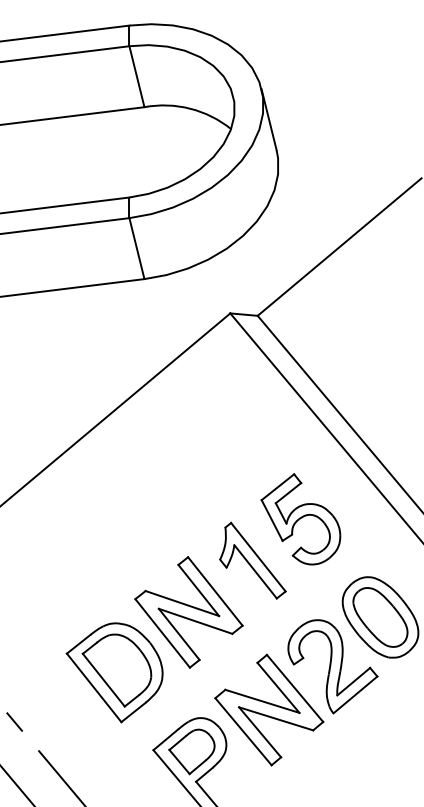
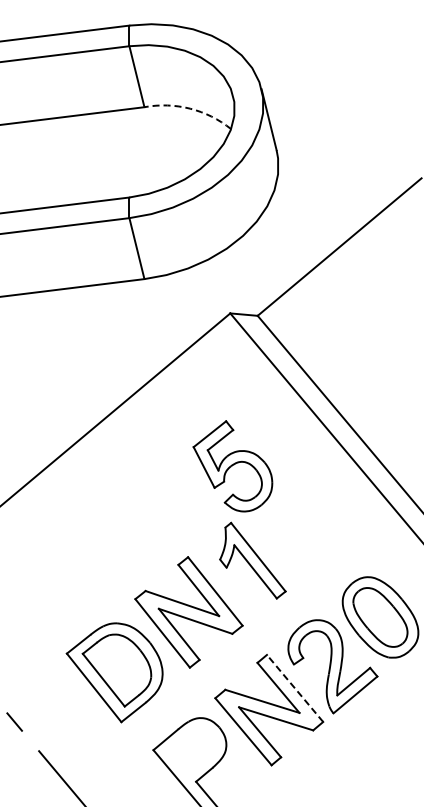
arc: solid -> dashed (190, 108)
part position: (300, 519) -> (232, 466) (232, 466)
line: solid -> dashed (295, 688)
part: present -> none (191, 751)
line: present -> none (17, 785)
